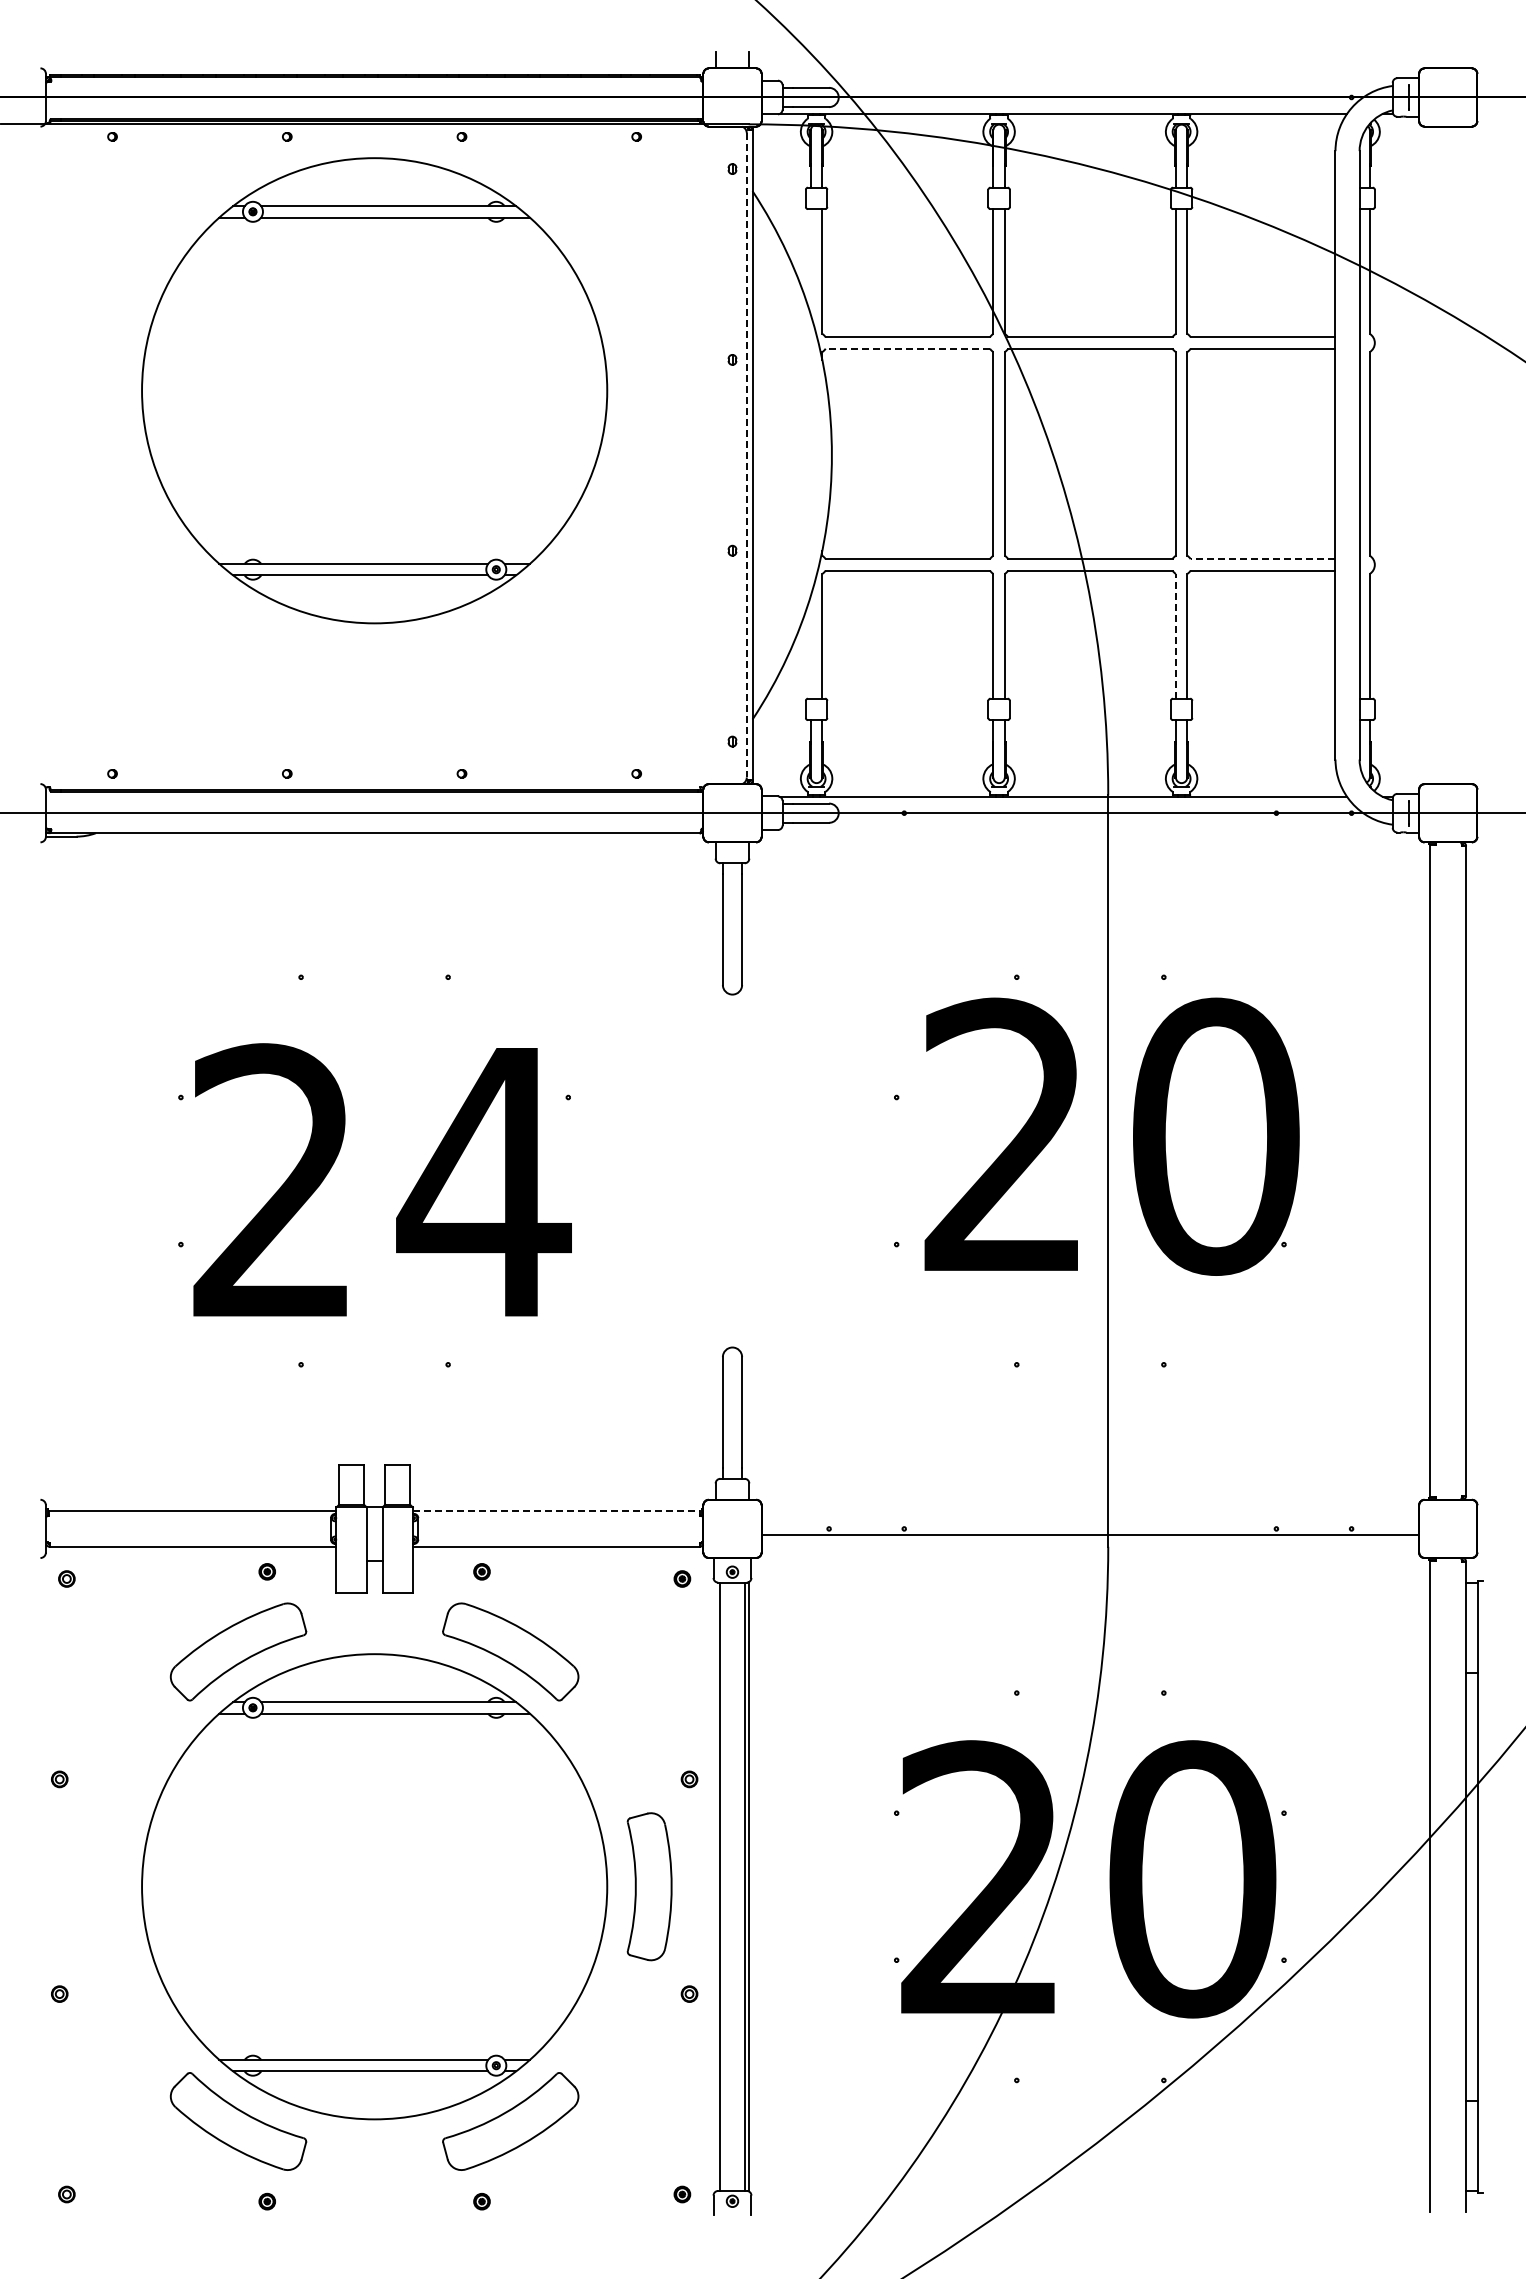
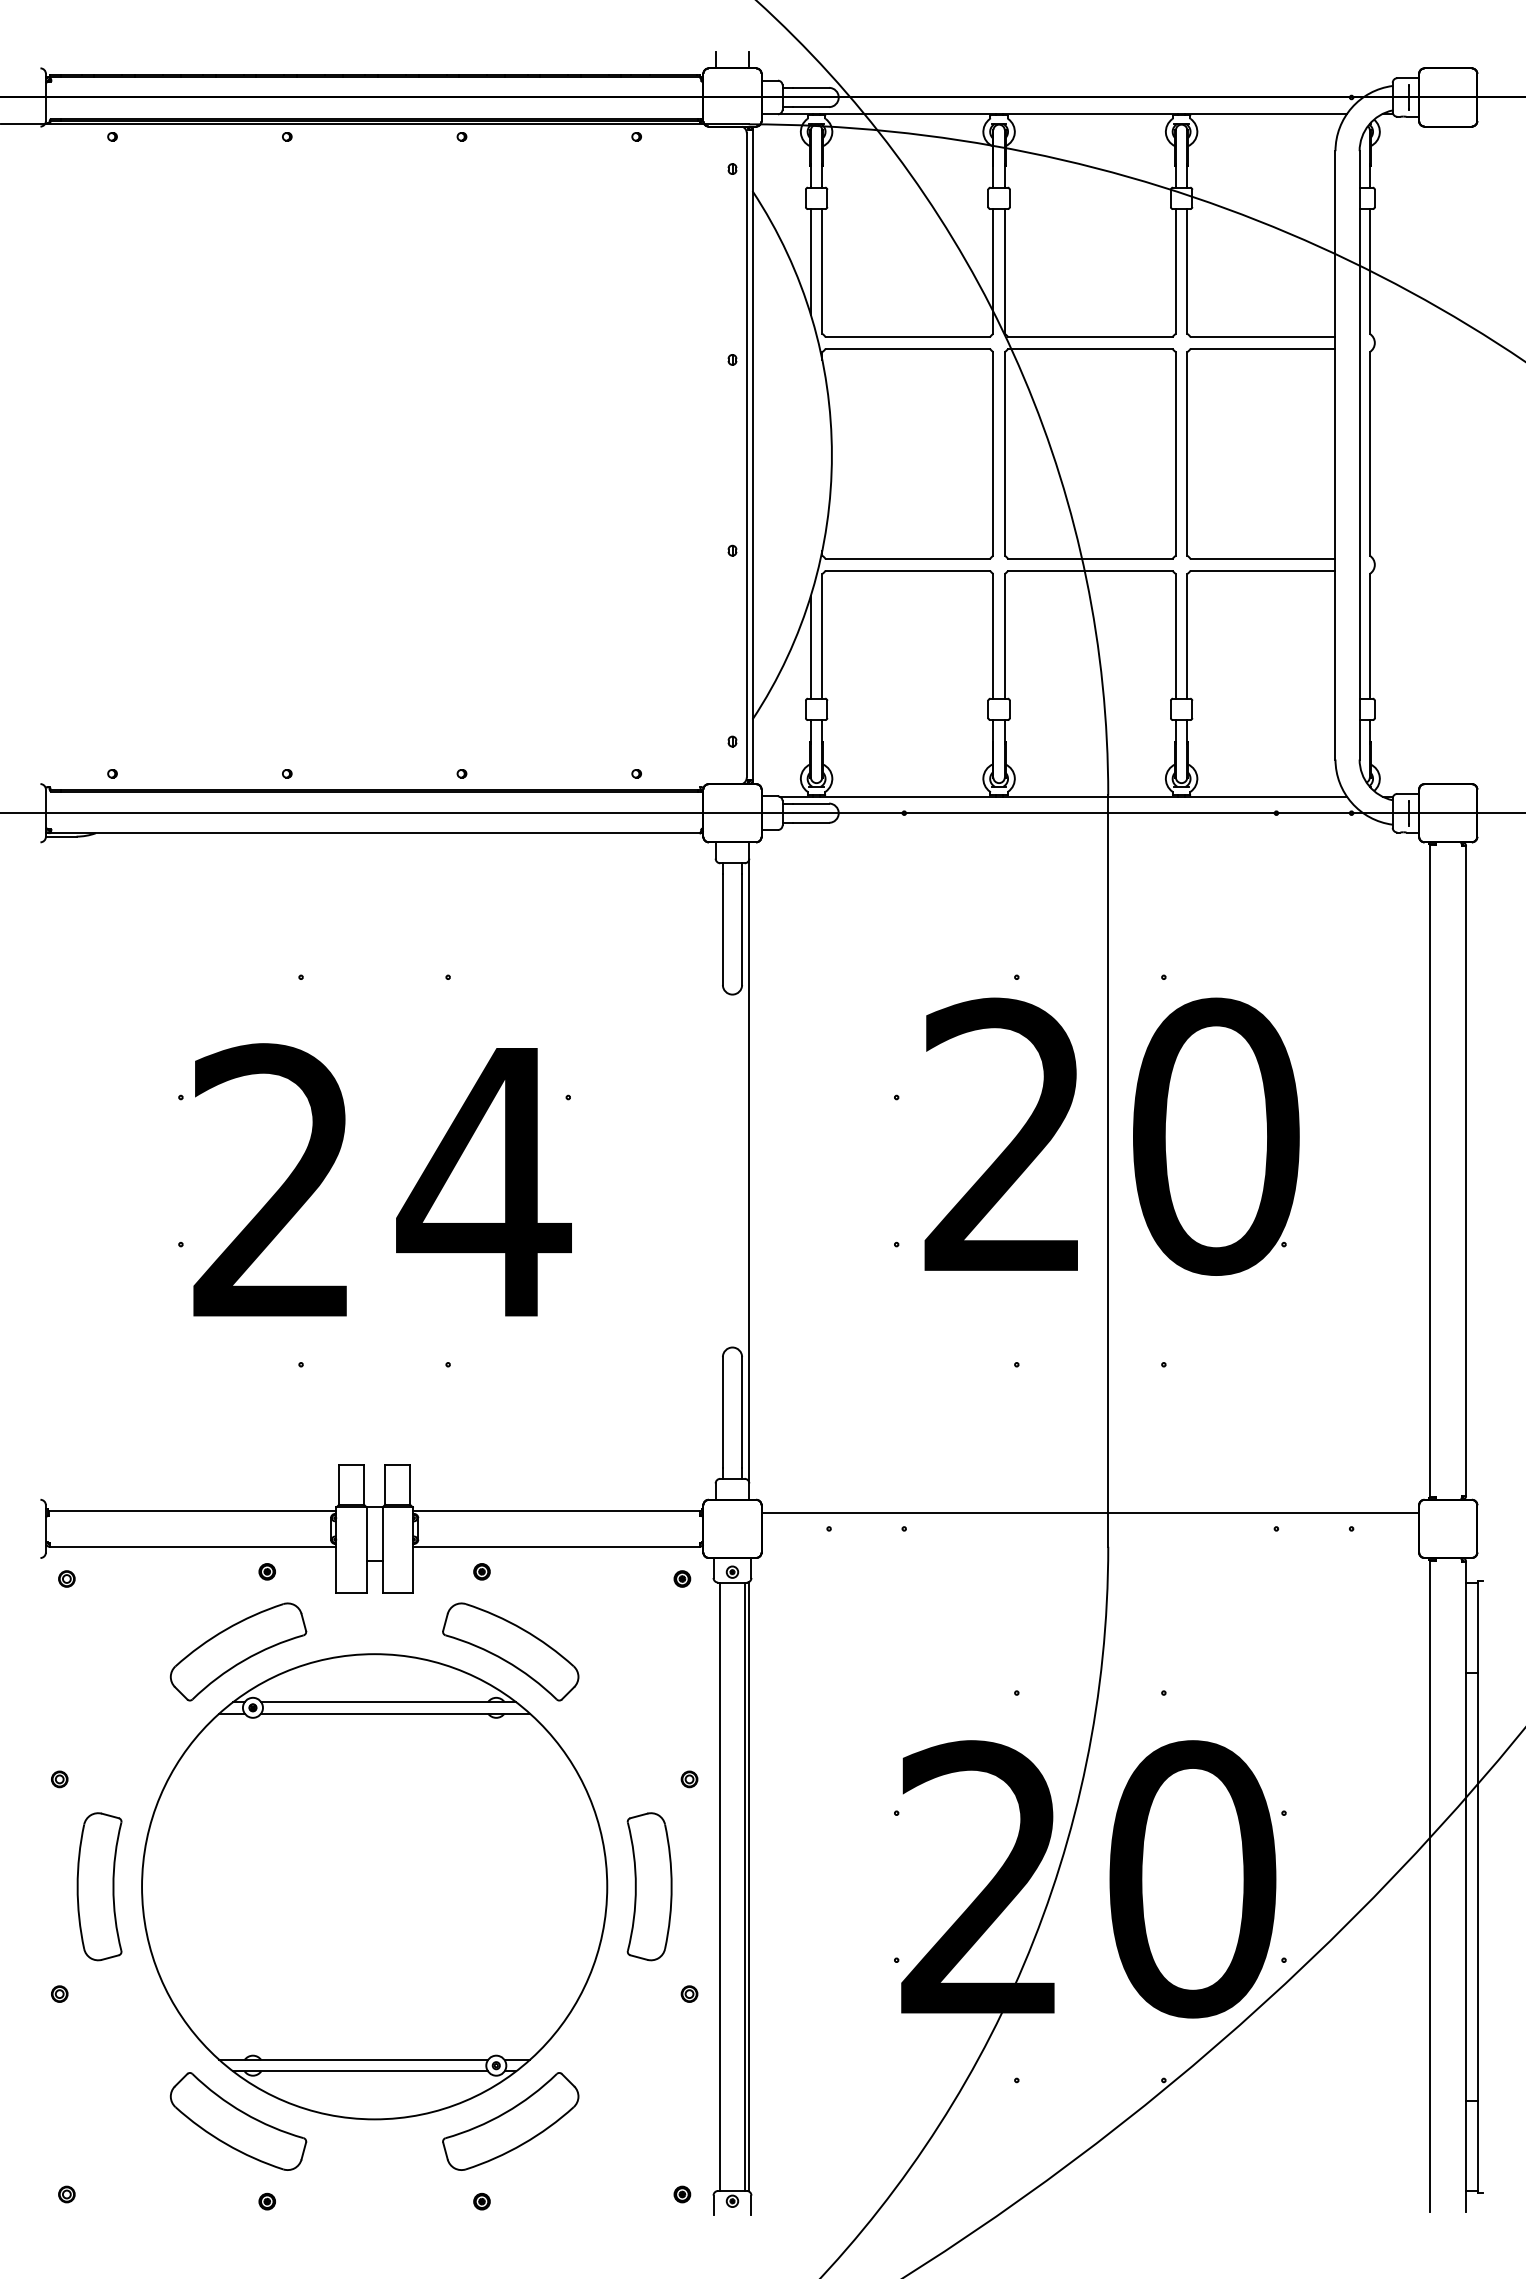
line: none -> present (810, 261)
line: dashed -> solid (907, 348)
part: present -> none (374, 390)
line: dashed -> solid (746, 455)
line: dashed -> solid (1262, 559)
line: dashed -> solid (1175, 635)
line: none -> present (810, 646)
line: none -> present (748, 1170)
line: dashed -> solid (556, 1511)
line position: (1090, 1534) -> (1090, 1512) (1090, 1512)
part: none -> present (99, 1886)
